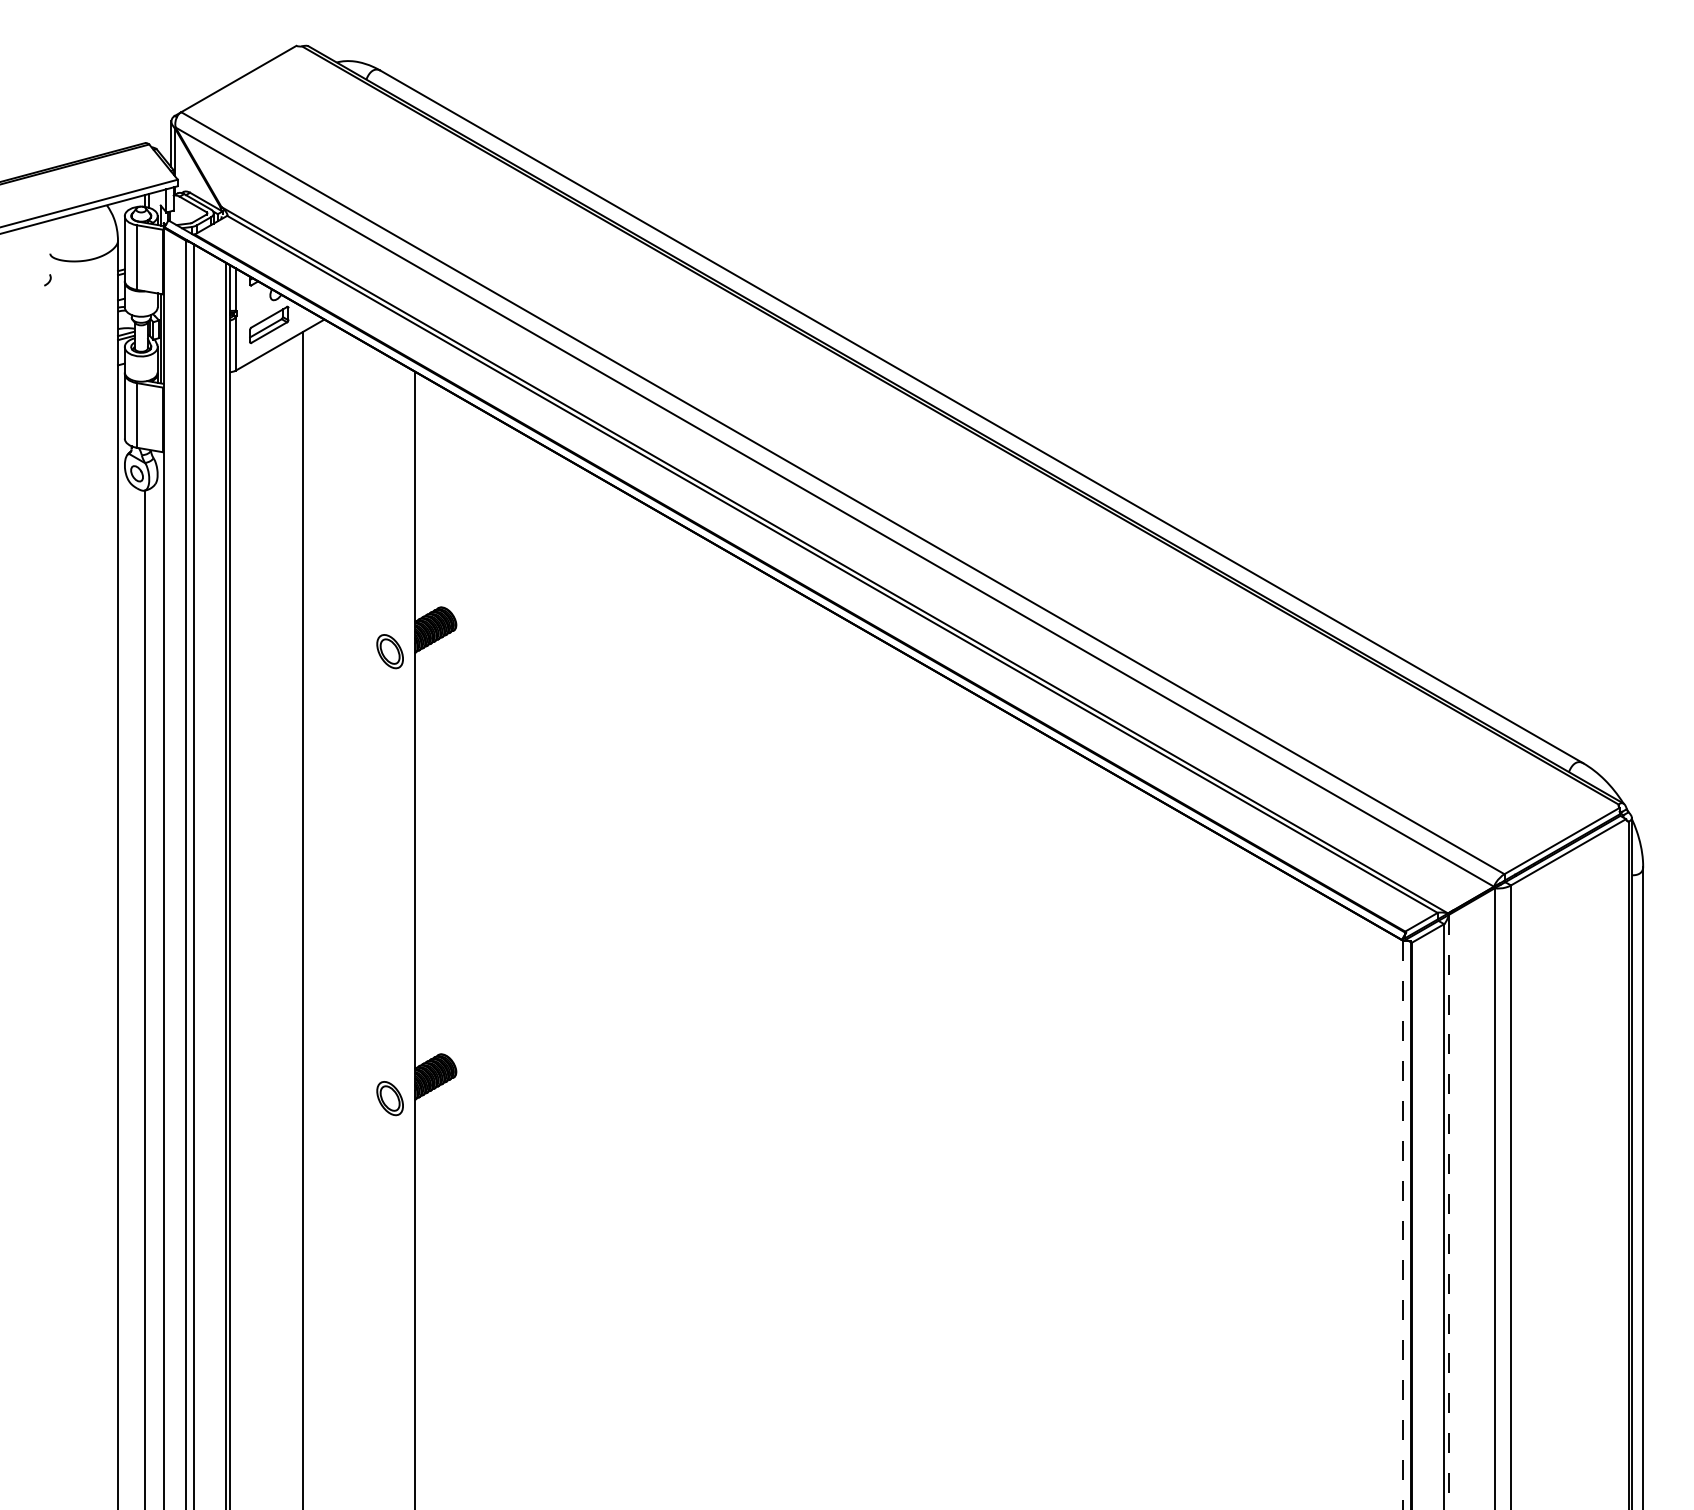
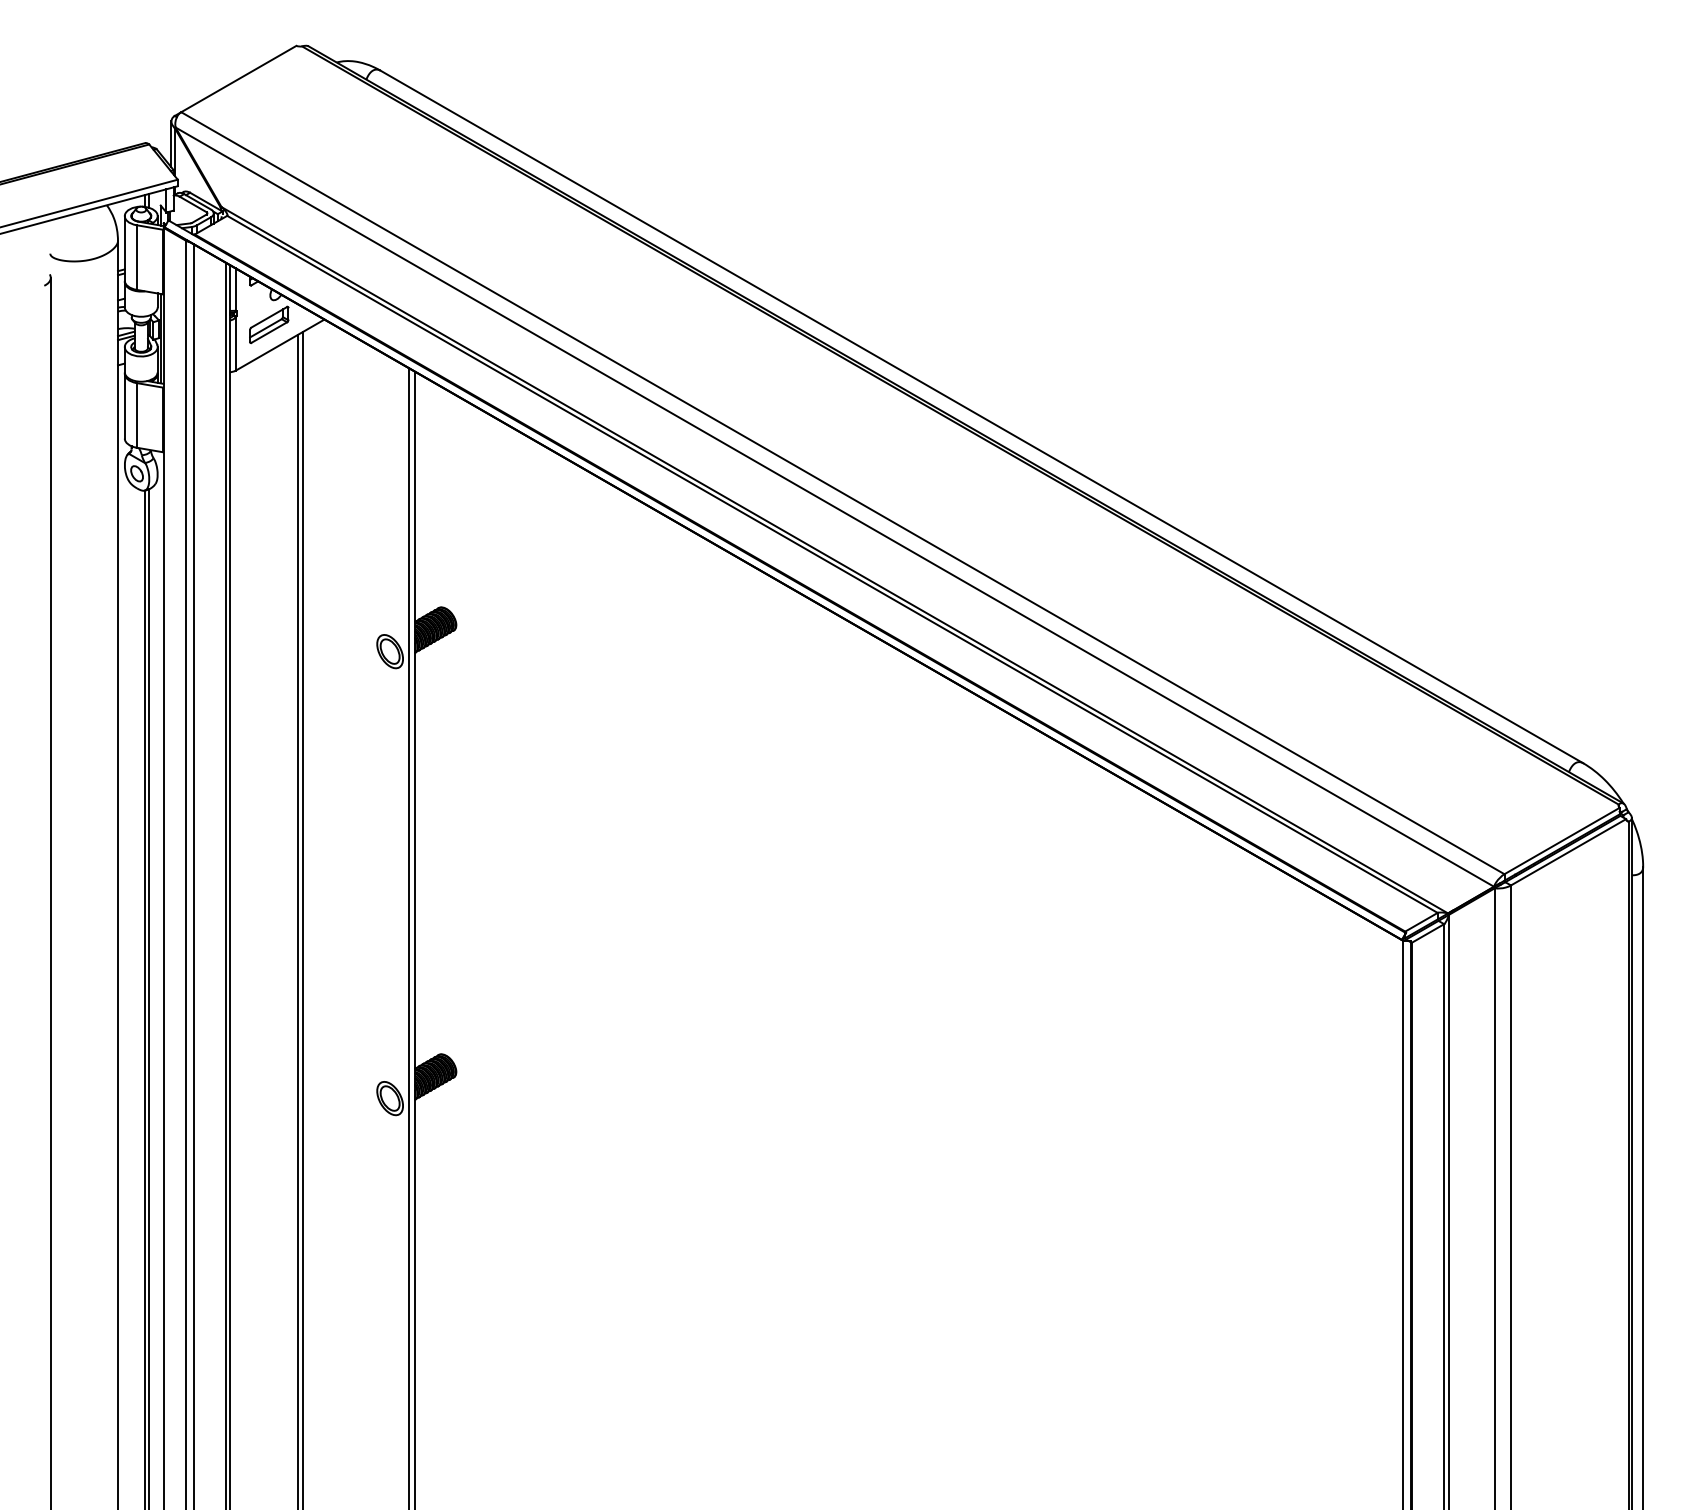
line: none -> present (50, 891)
line: none -> present (297, 920)
line: none -> present (409, 937)
line: none -> present (149, 997)
line: dashed -> solid (1448, 1212)
line: dashed -> solid (1402, 1225)
